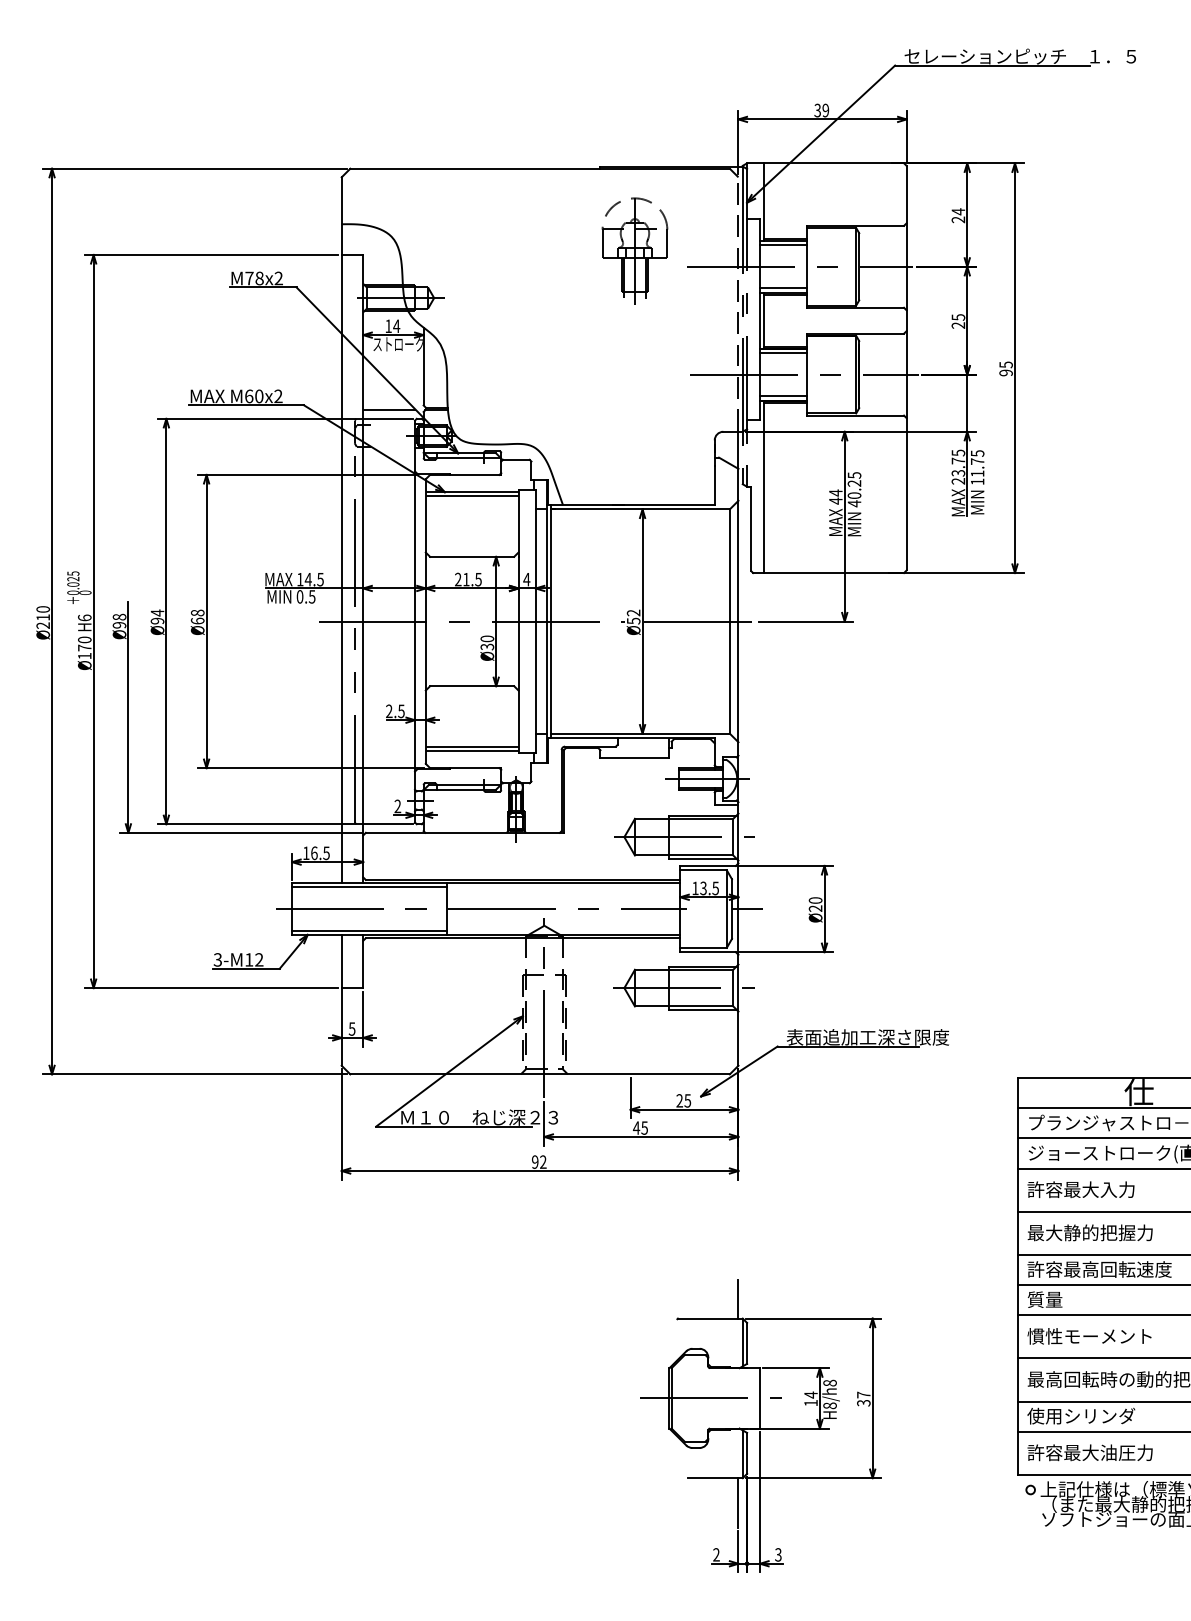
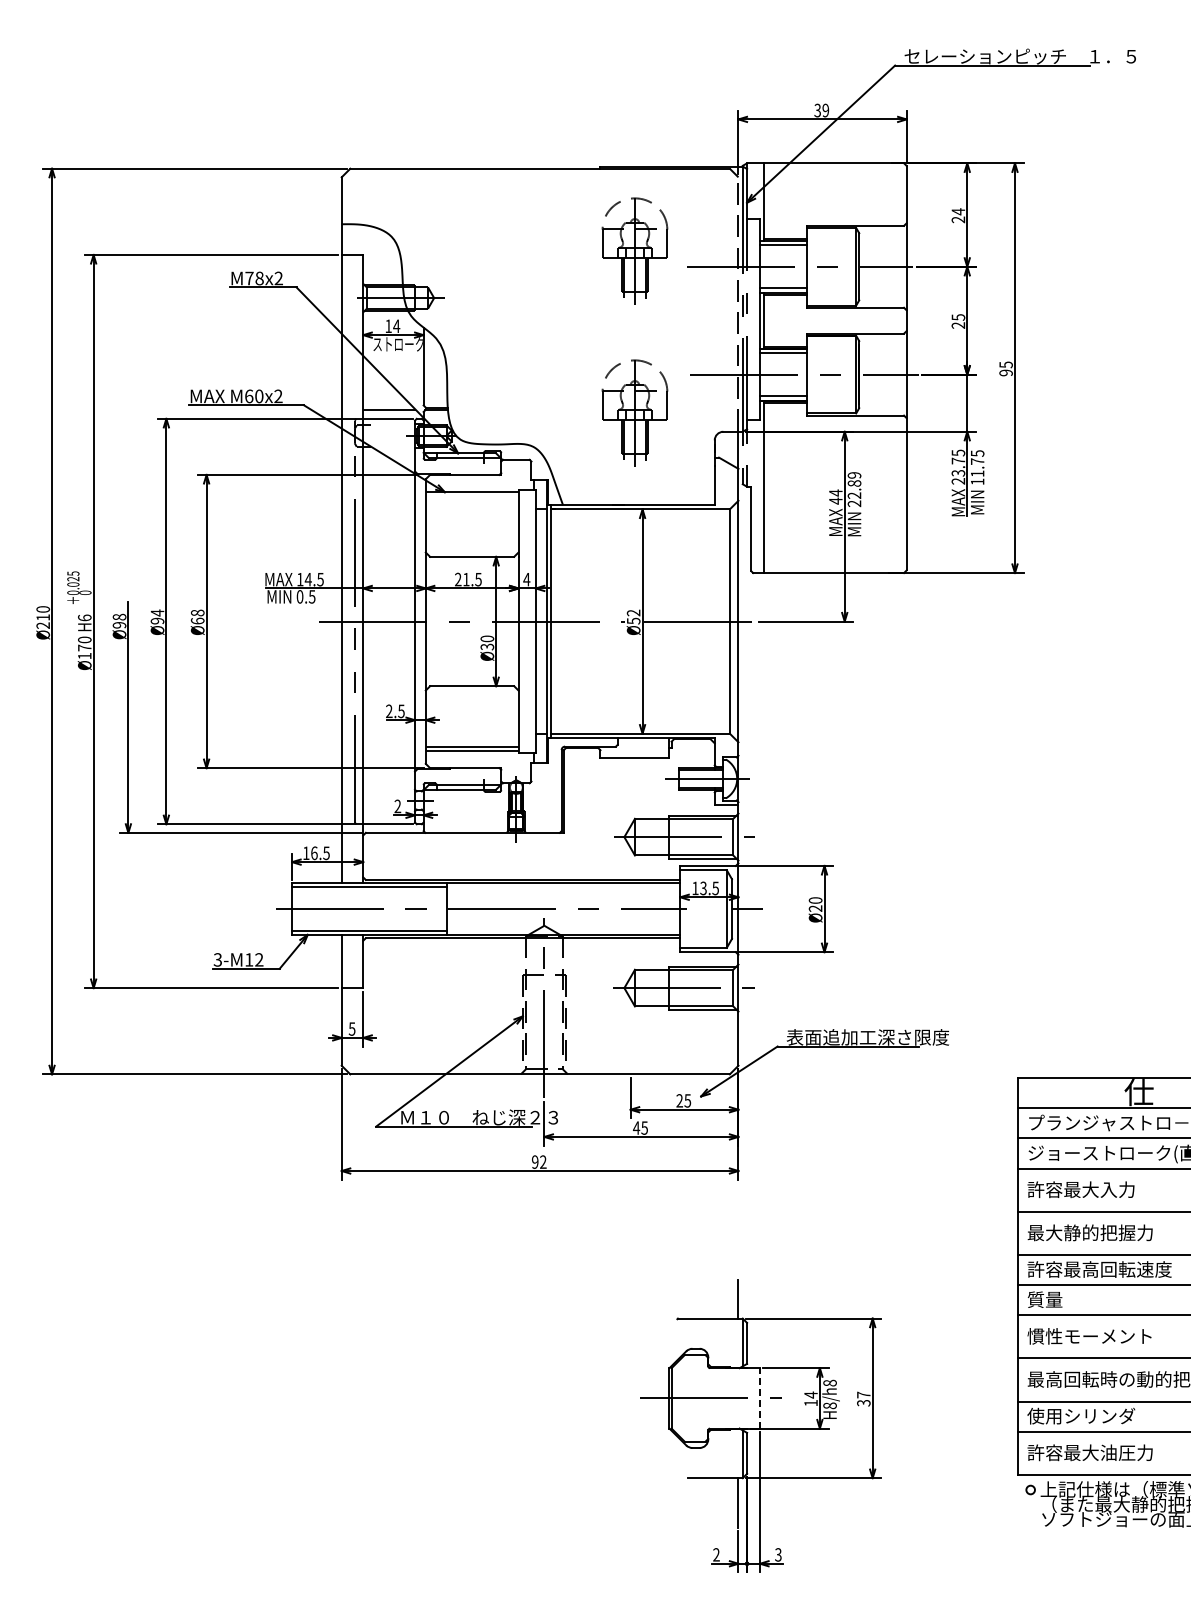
part: none -> present (634, 412)
text: 40.25 -> 22.89 (854, 489)
line: present -> none (471, 496)
line: solid -> dashed (760, 1397)
